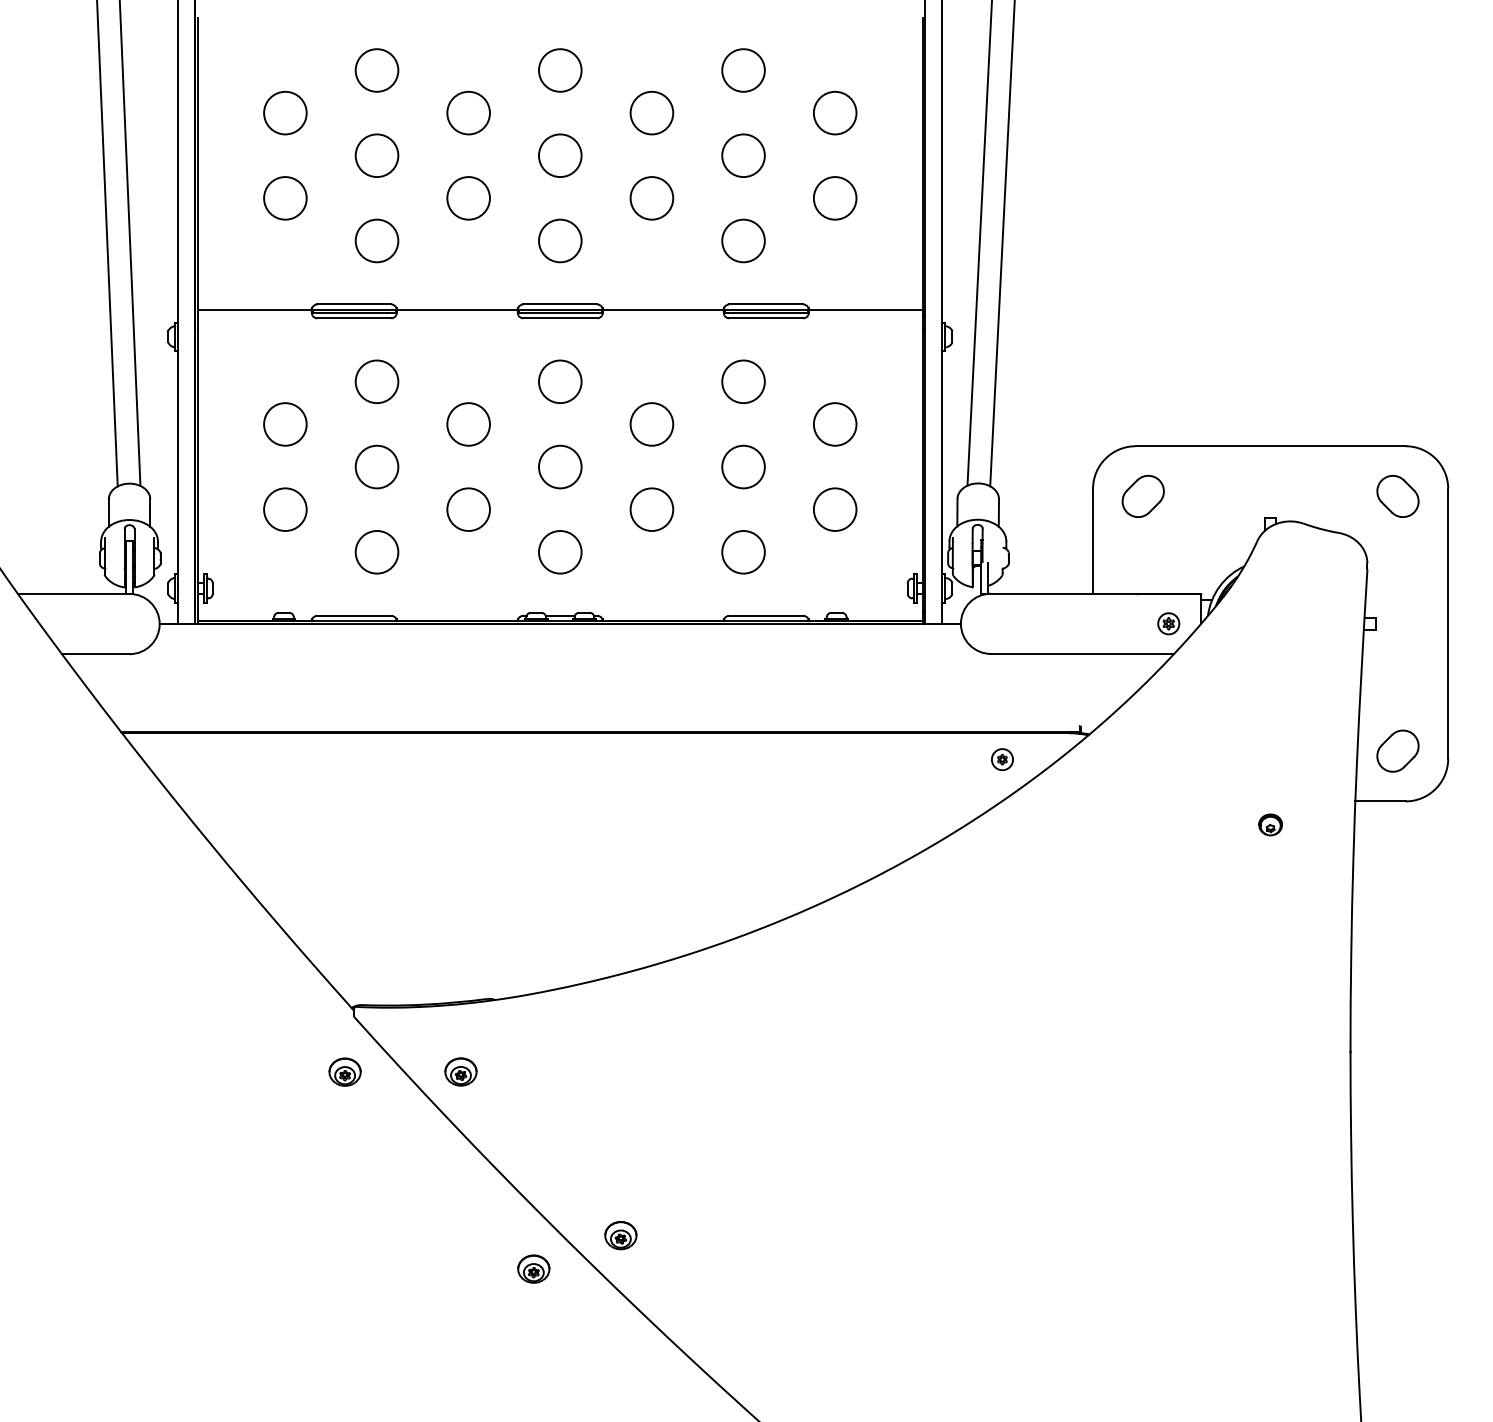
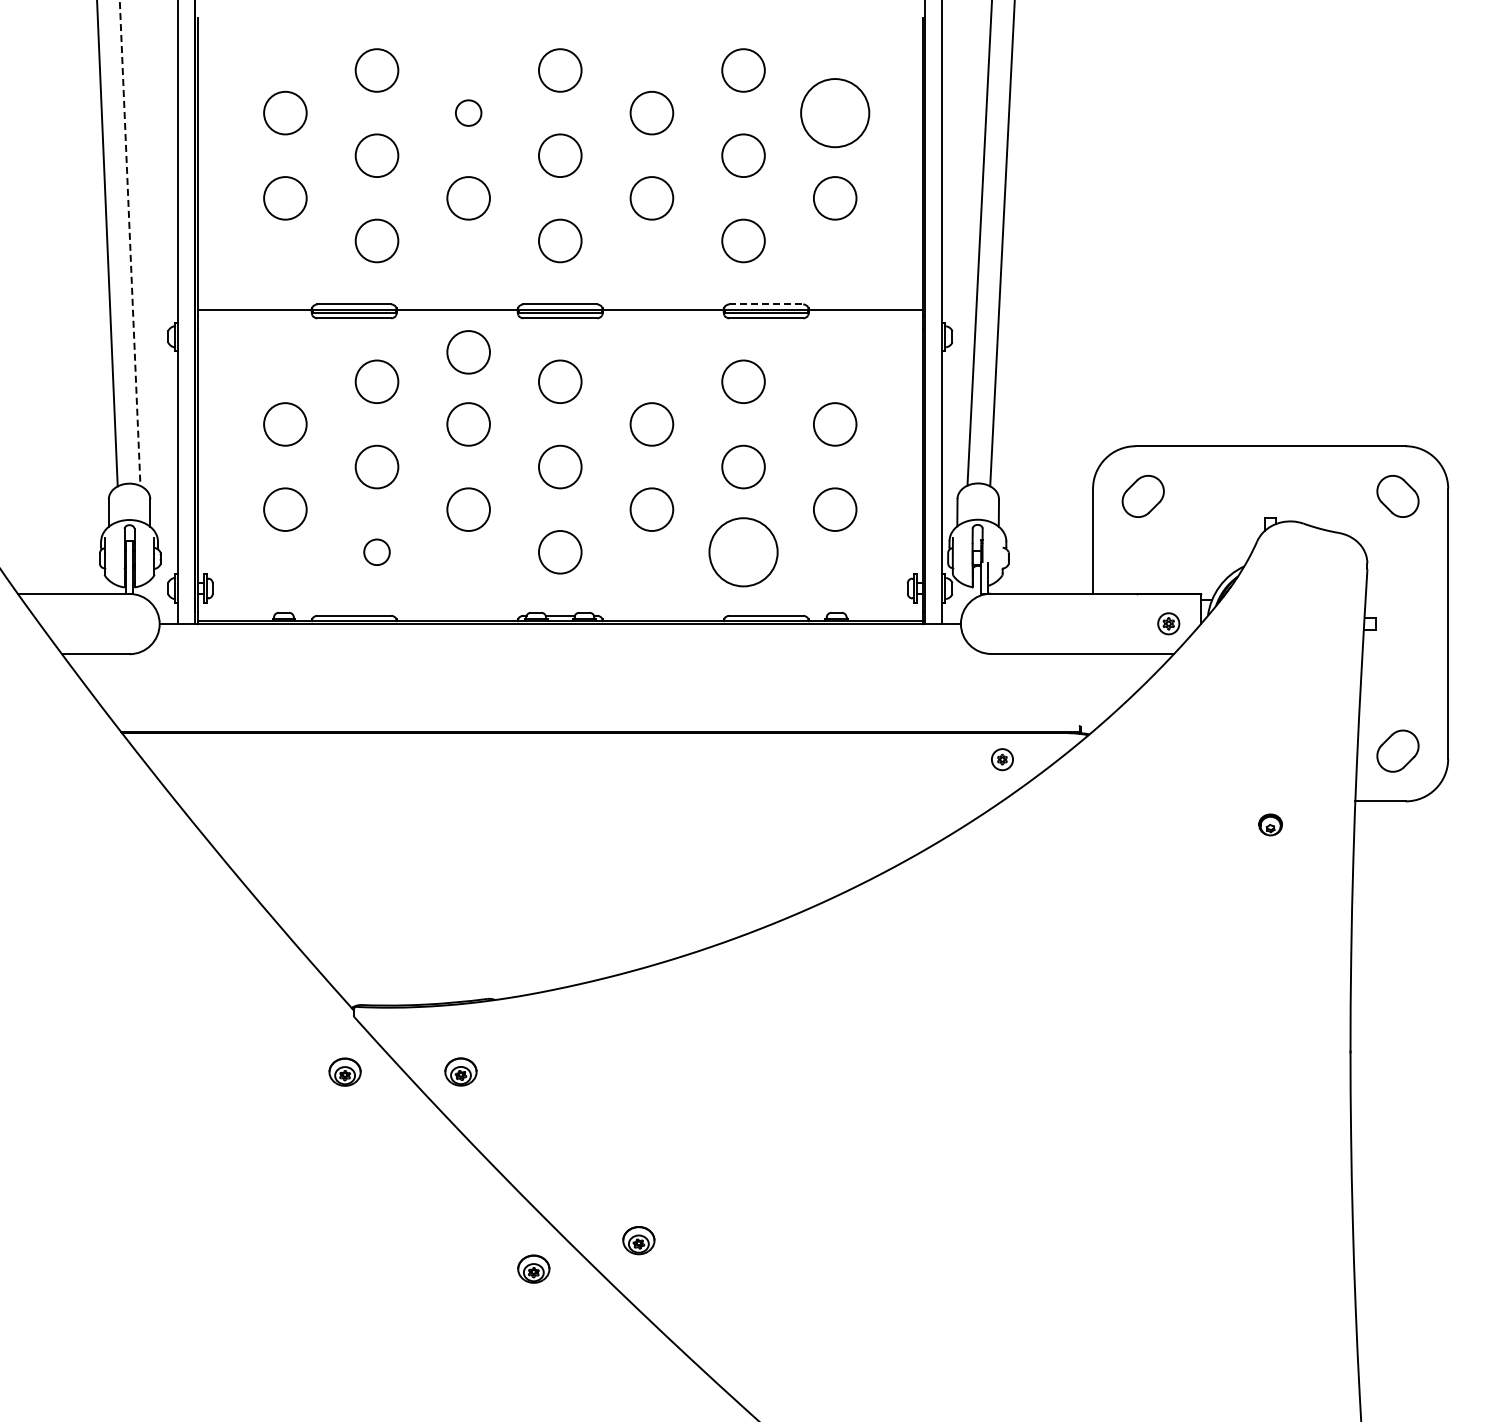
circle diameter: 43 px -> 26 px (468, 112)
circle diameter: 43 px -> 68 px (835, 113)
line: solid -> dashed (130, 243)
line: solid -> dashed (766, 304)
circle: none -> present (468, 352)
circle diameter: 43 px -> 26 px (376, 552)
circle diameter: 43 px -> 68 px (743, 552)
part position: (620, 1235) -> (638, 1240) (638, 1240)
